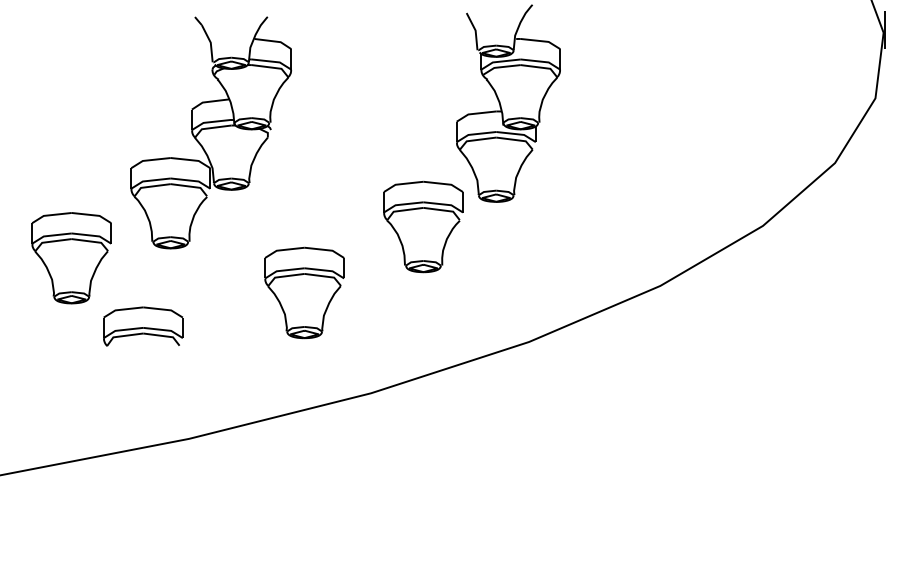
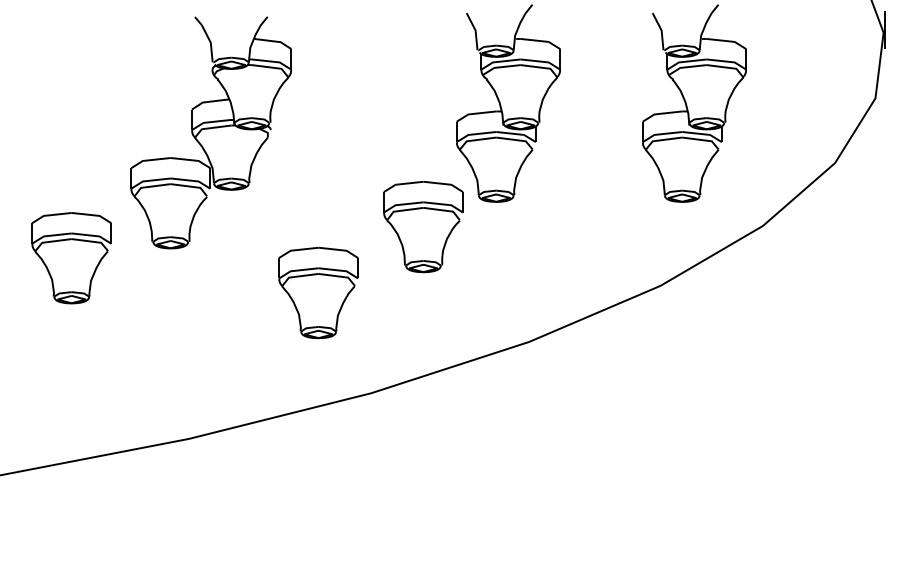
part: none -> present (694, 103)
part position: (304, 292) -> (318, 292) (318, 292)
part: present -> none (143, 326)
